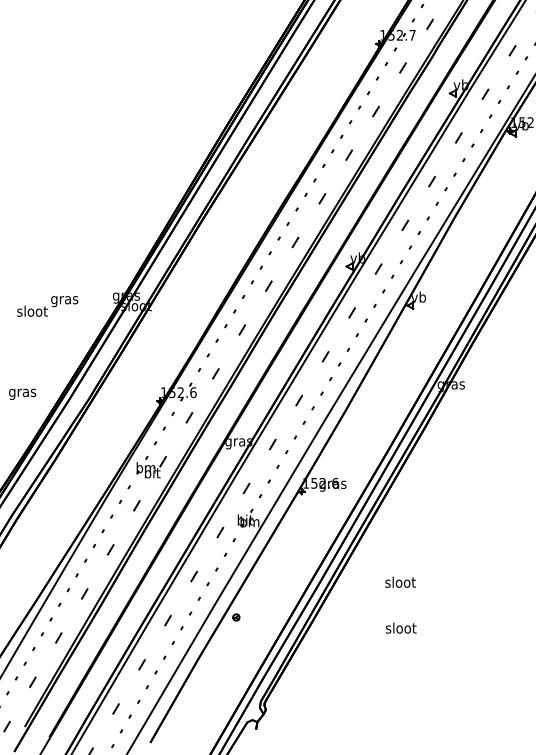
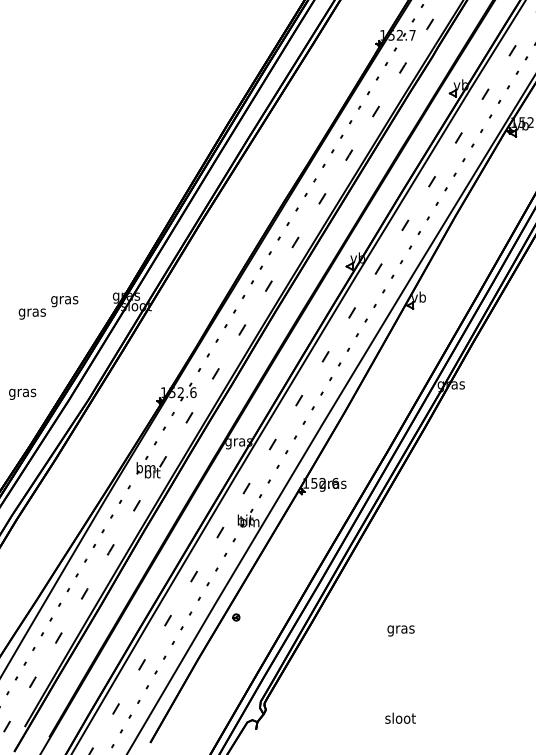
text: sloot -> gras (32, 312)
text position: (400, 581) -> (400, 717) (400, 717)
text: sloot -> gras (400, 629)
